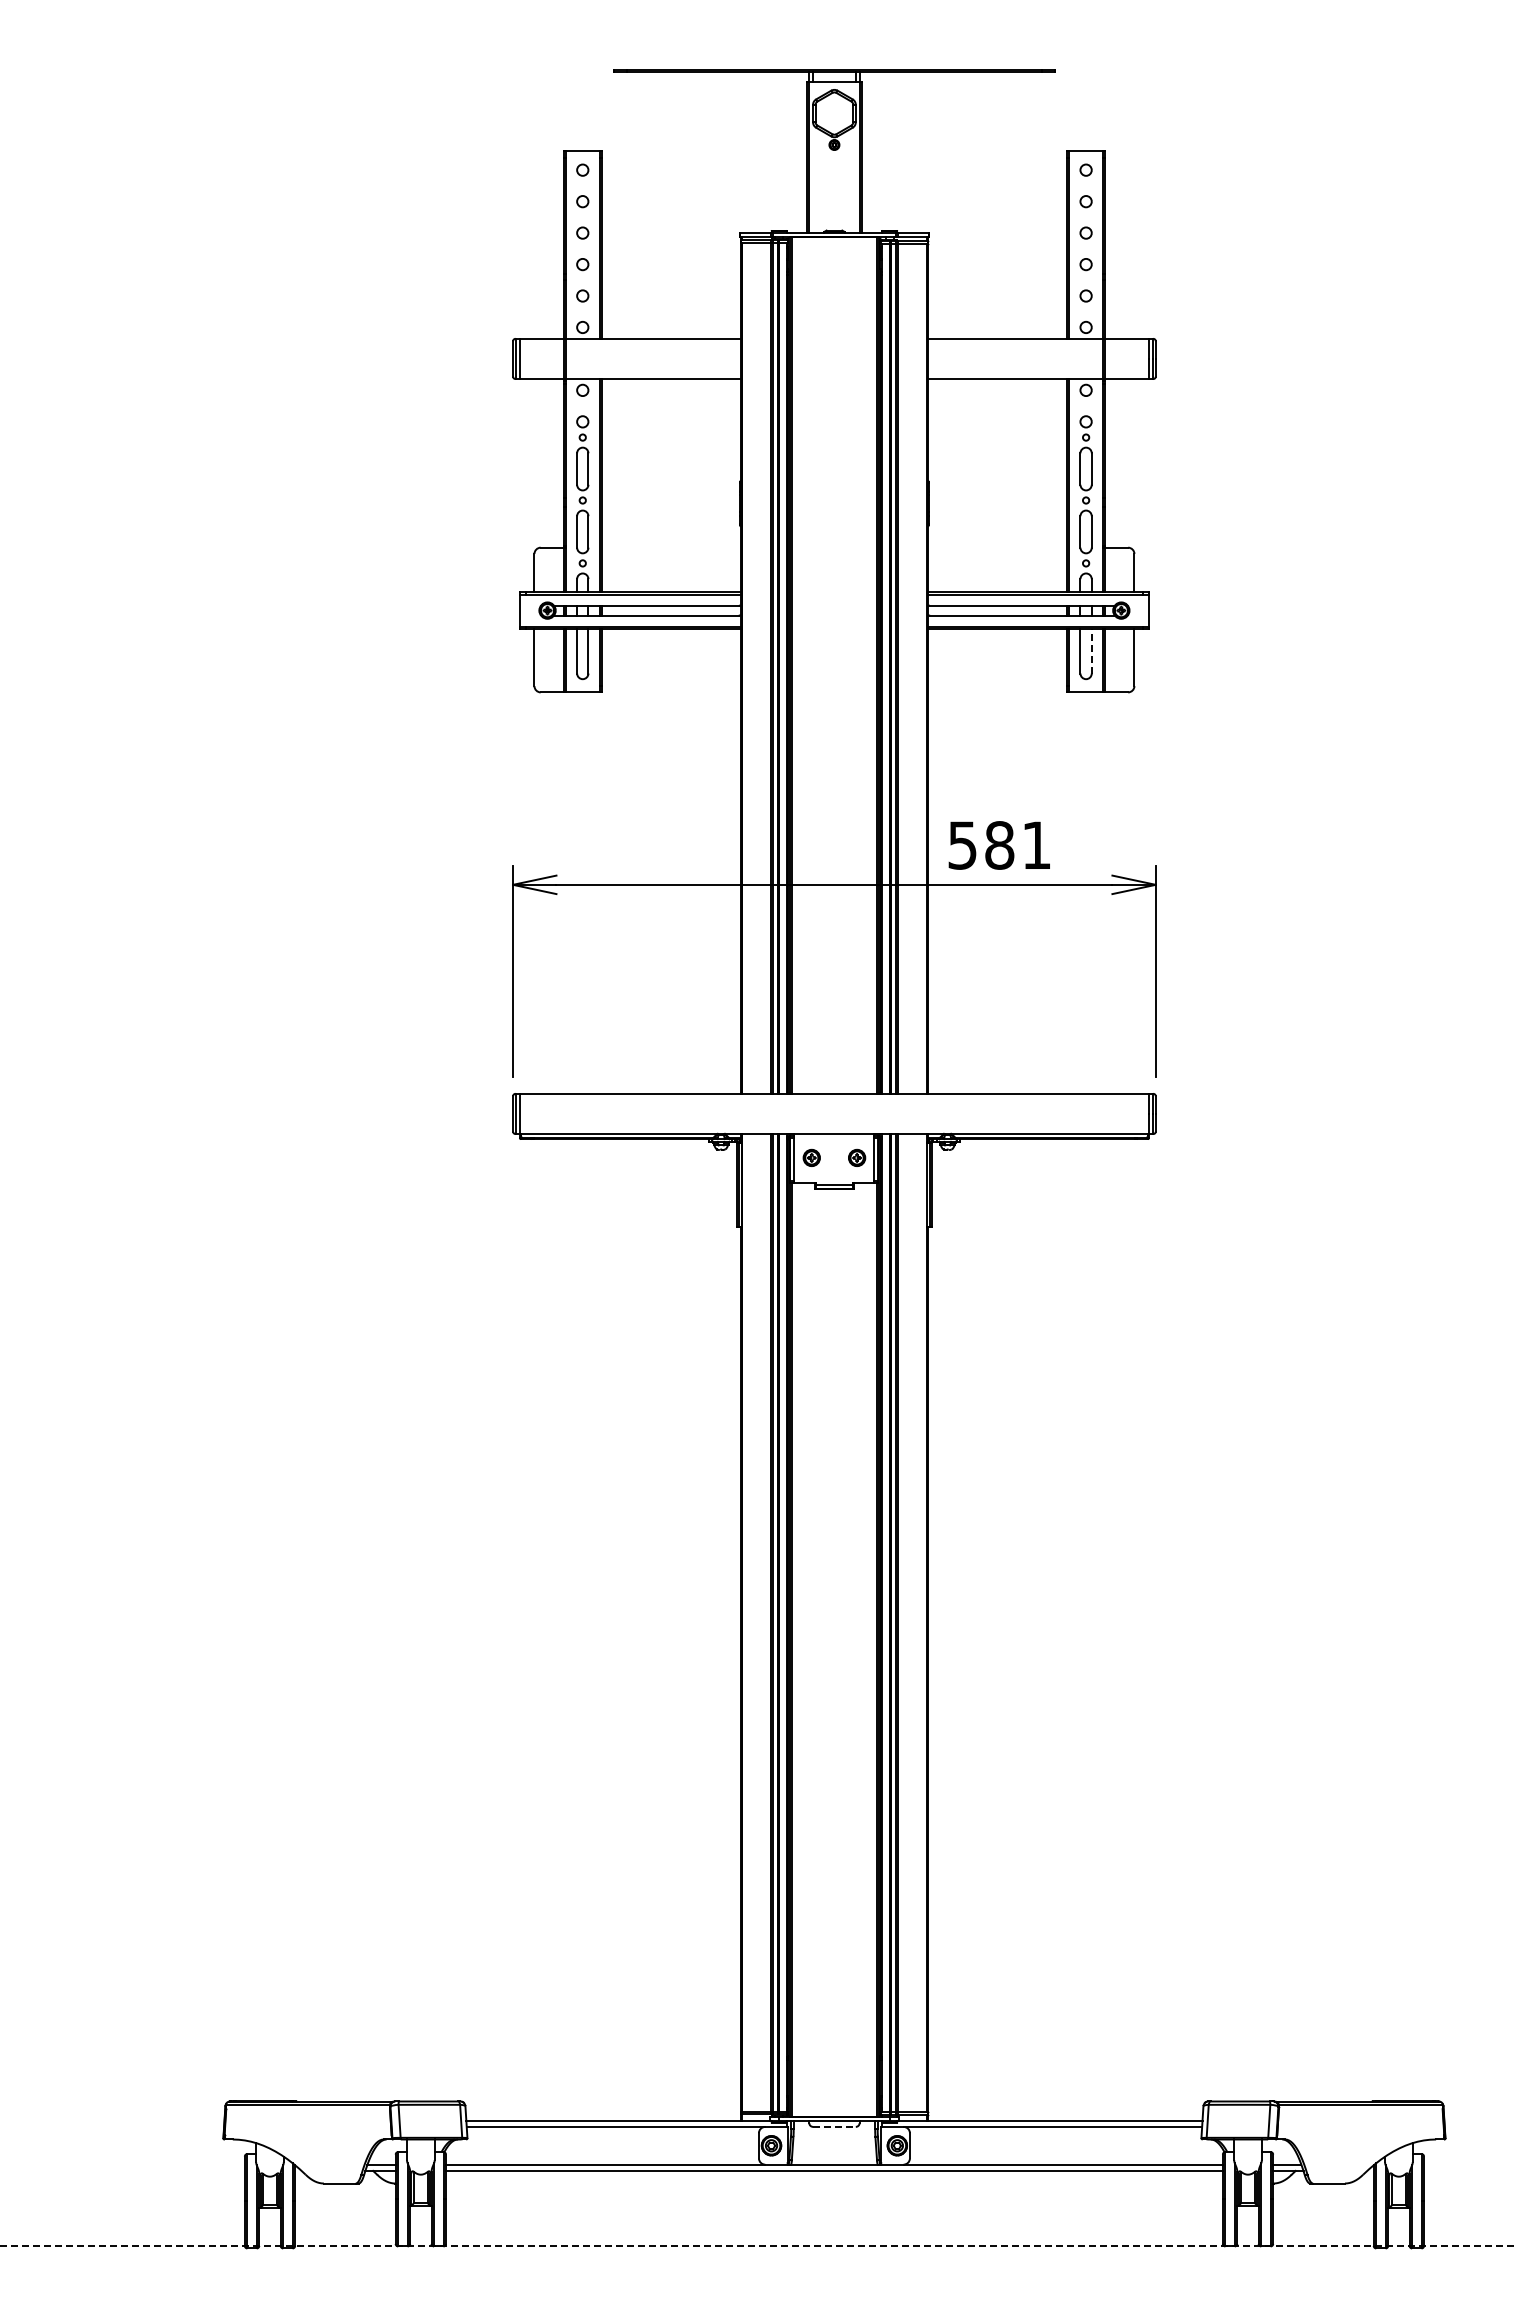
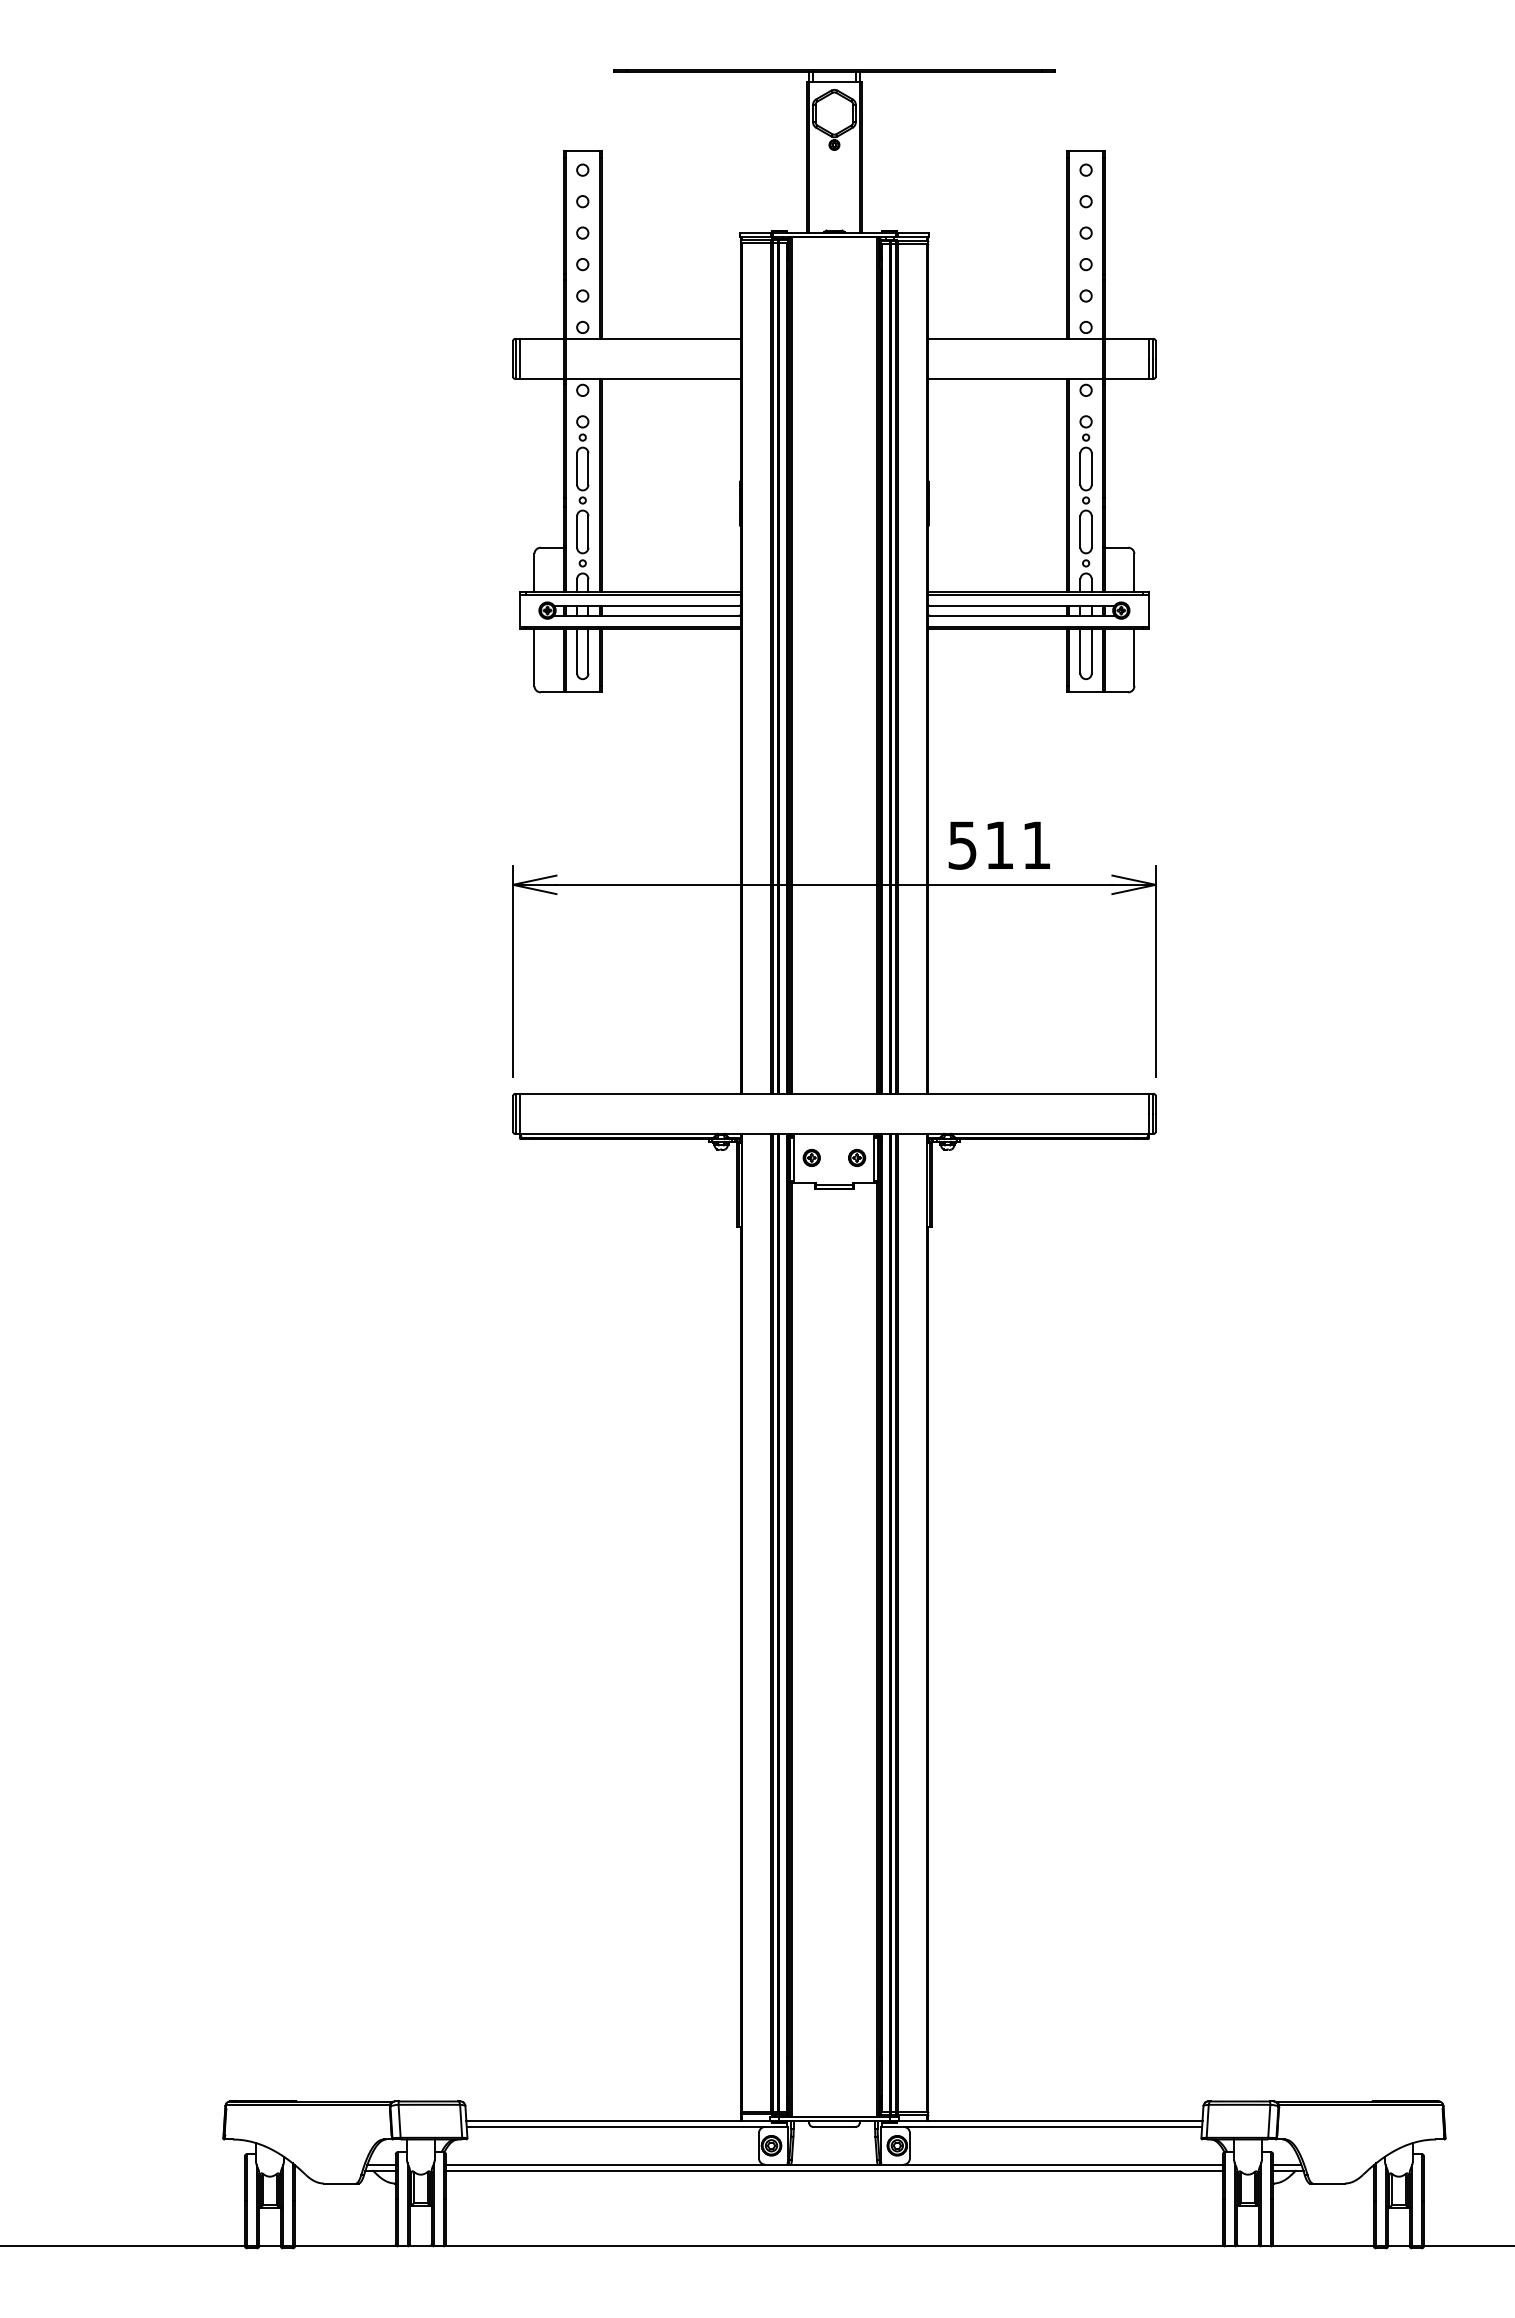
line: dashed -> solid (1091, 651)
text: 581 -> 511 (999, 845)
line: dashed -> solid (834, 2126)
line: dashed -> solid (758, 2246)
